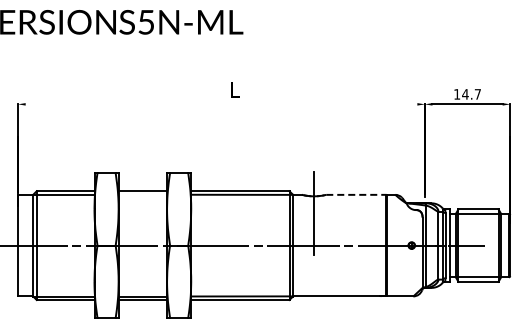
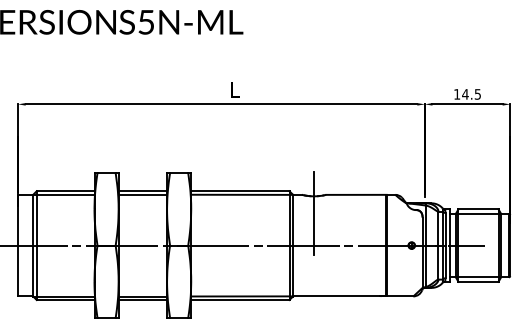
text: 14.7 -> 14.5 (477, 94)
line: none -> present (221, 104)
line: none -> present (142, 194)
line: dashed -> solid (356, 194)
